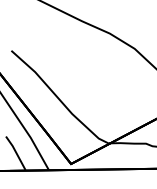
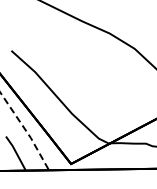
line: solid -> dashed (26, 131)
